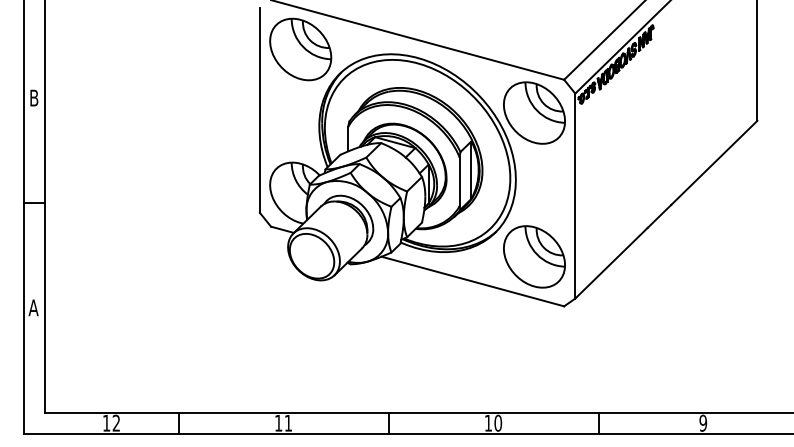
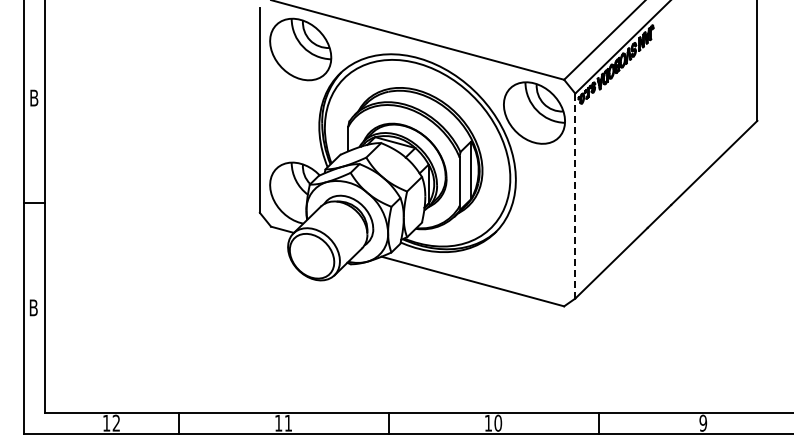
line: solid -> dashed (575, 195)
part: present -> none (534, 256)
text: A -> B (33, 307)
